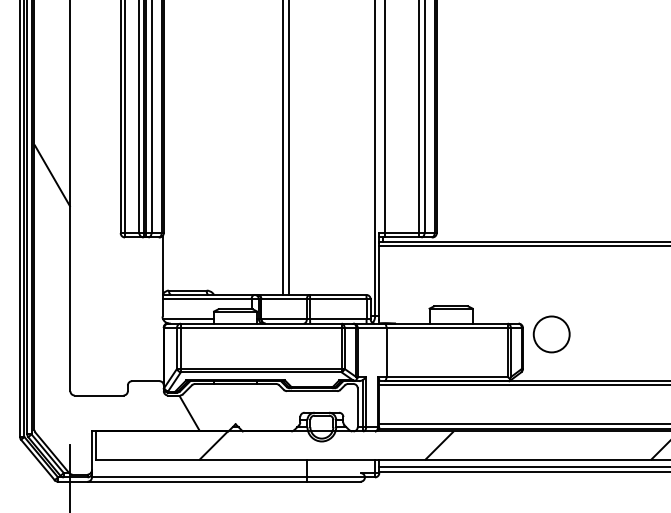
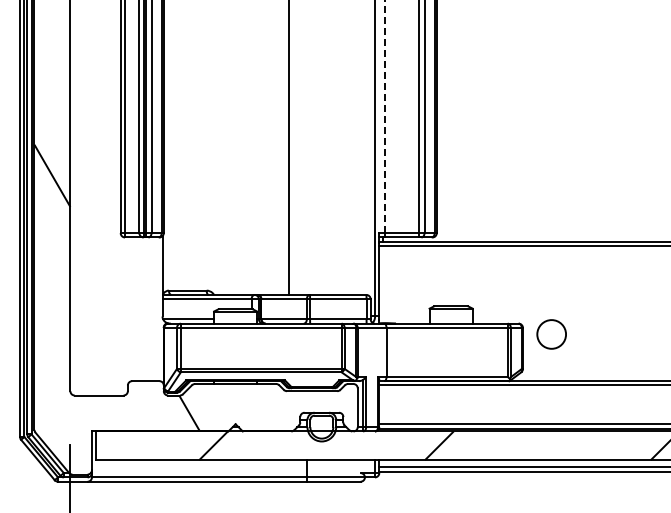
line: solid -> dashed (385, 116)
line: present -> none (283, 148)
circle size: 39x39 px -> 31x31 px (551, 334)
